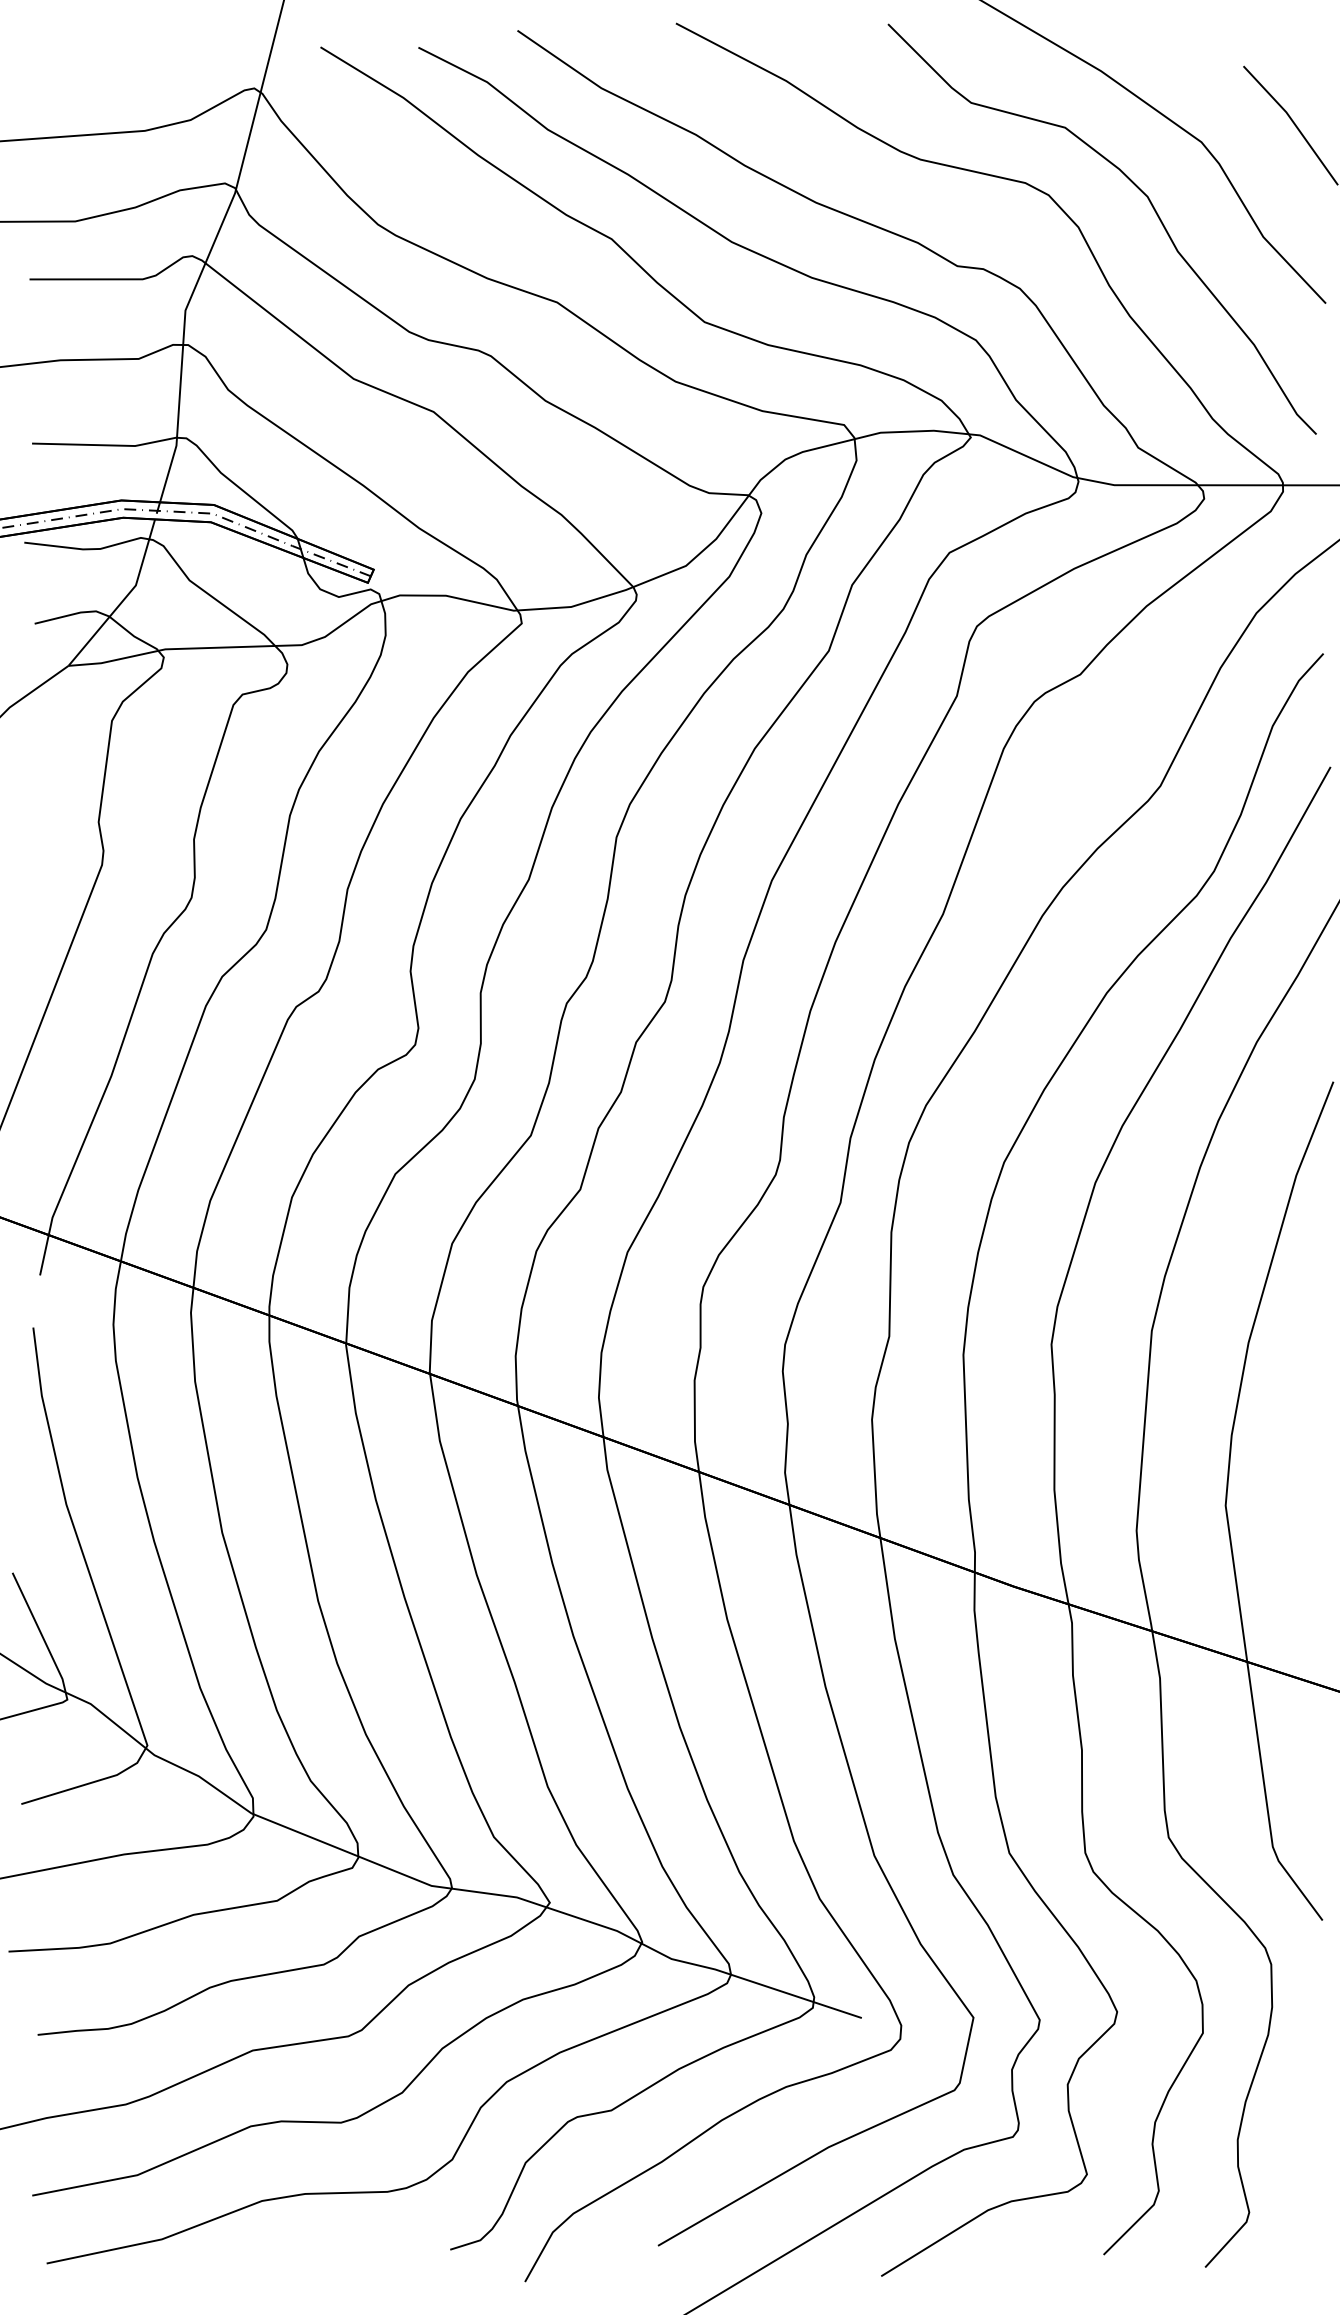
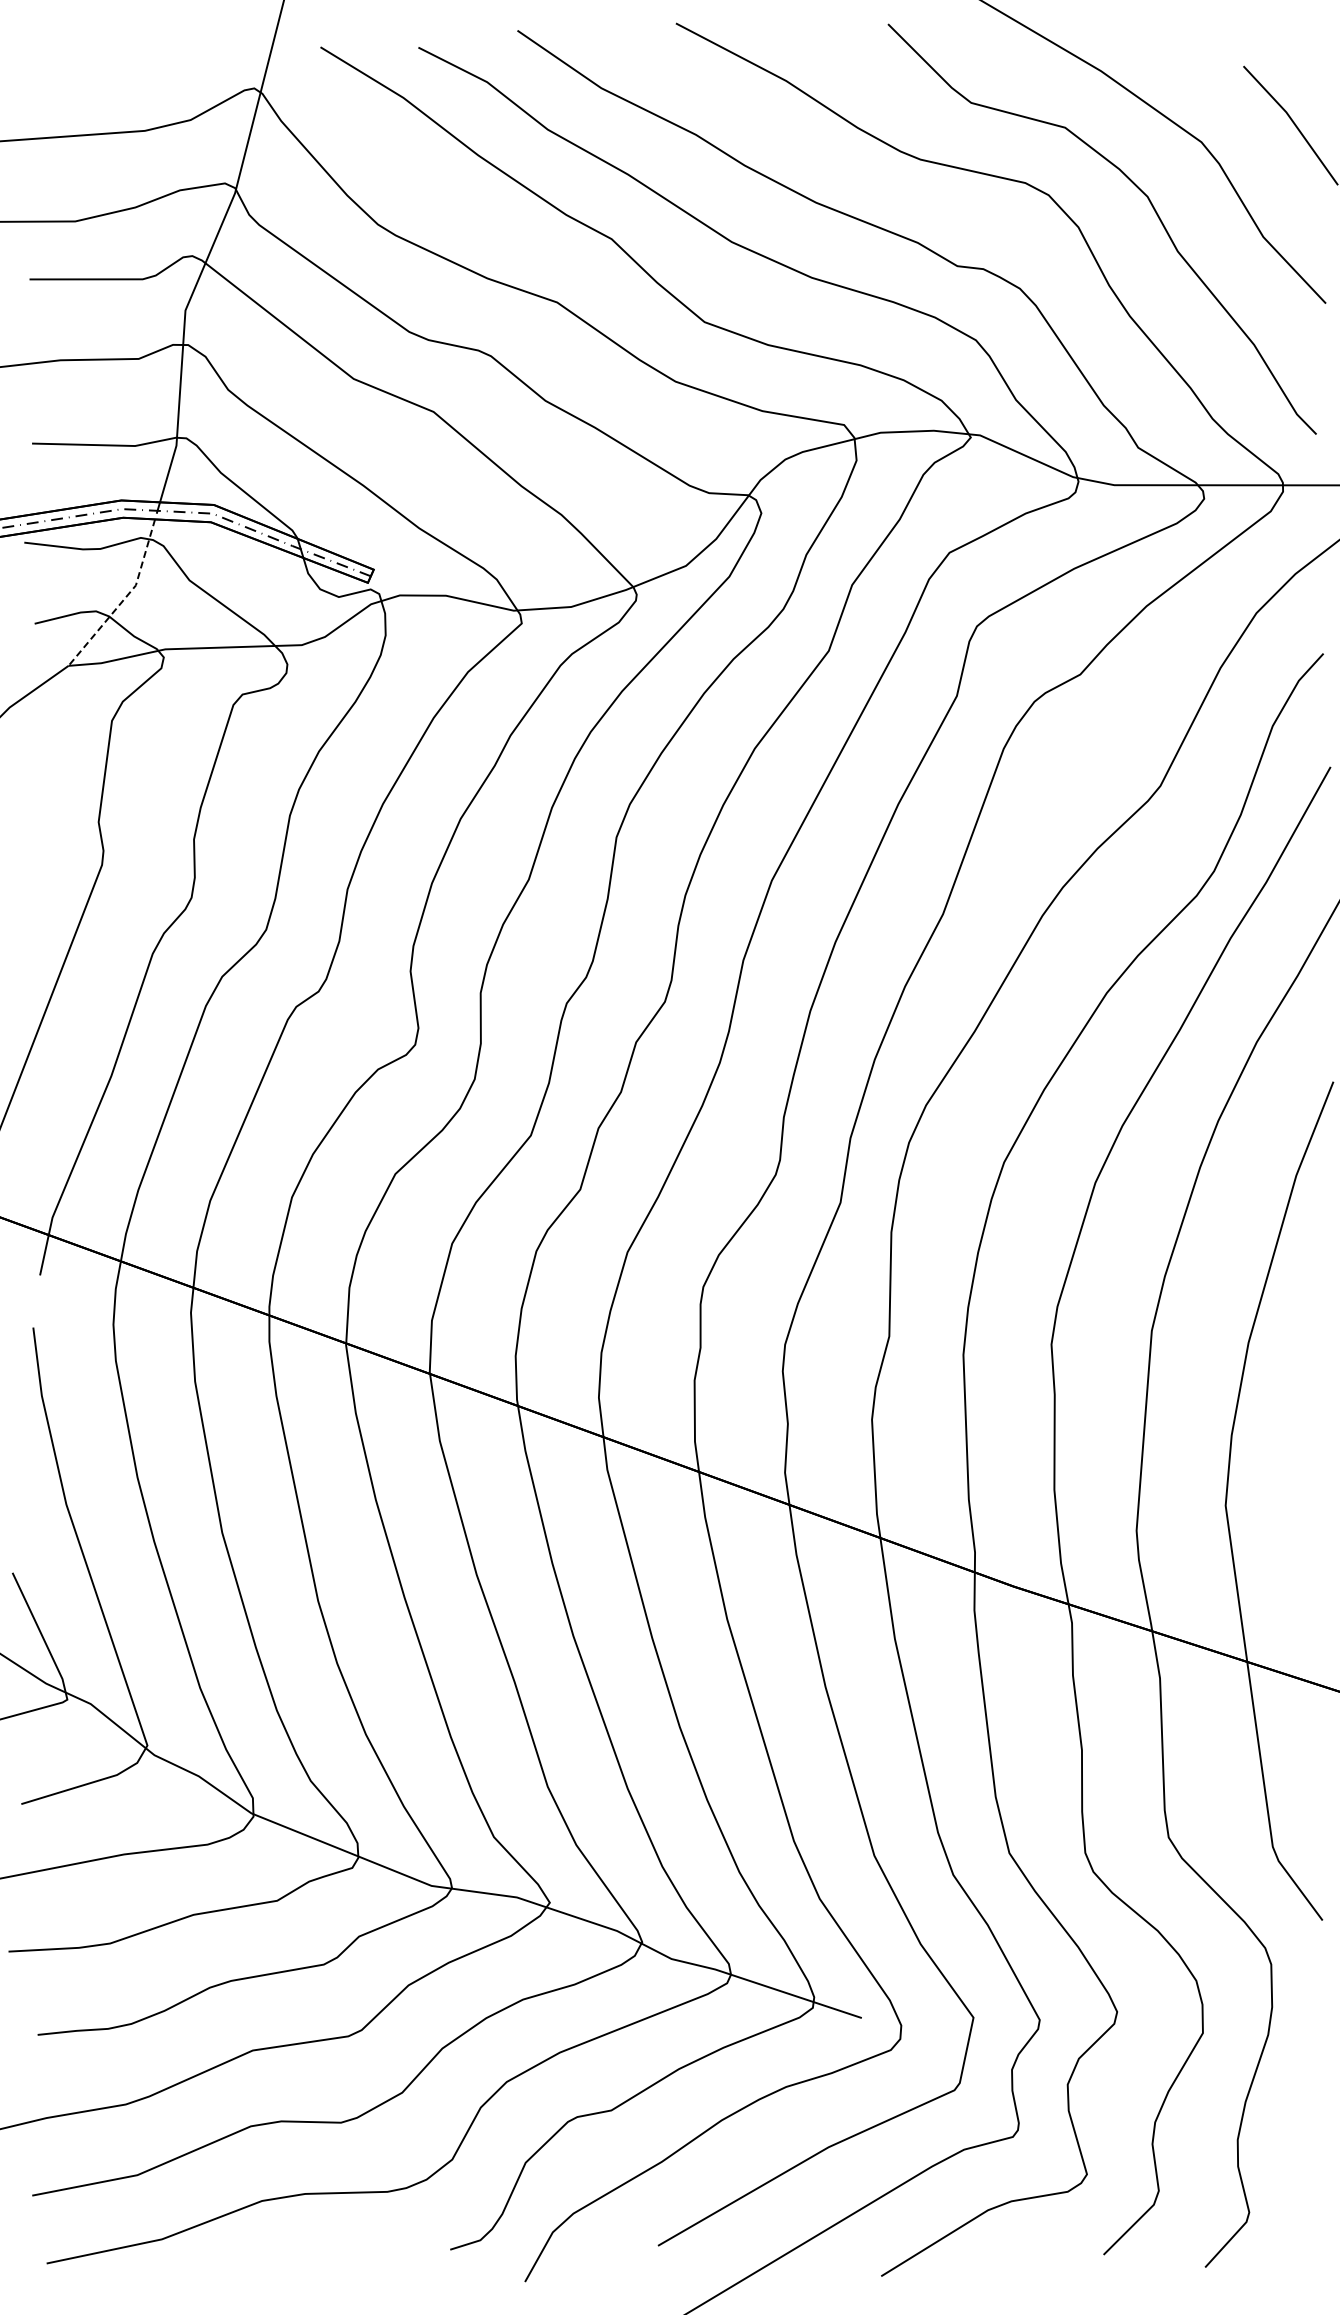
line: solid -> dashed (124, 599)
